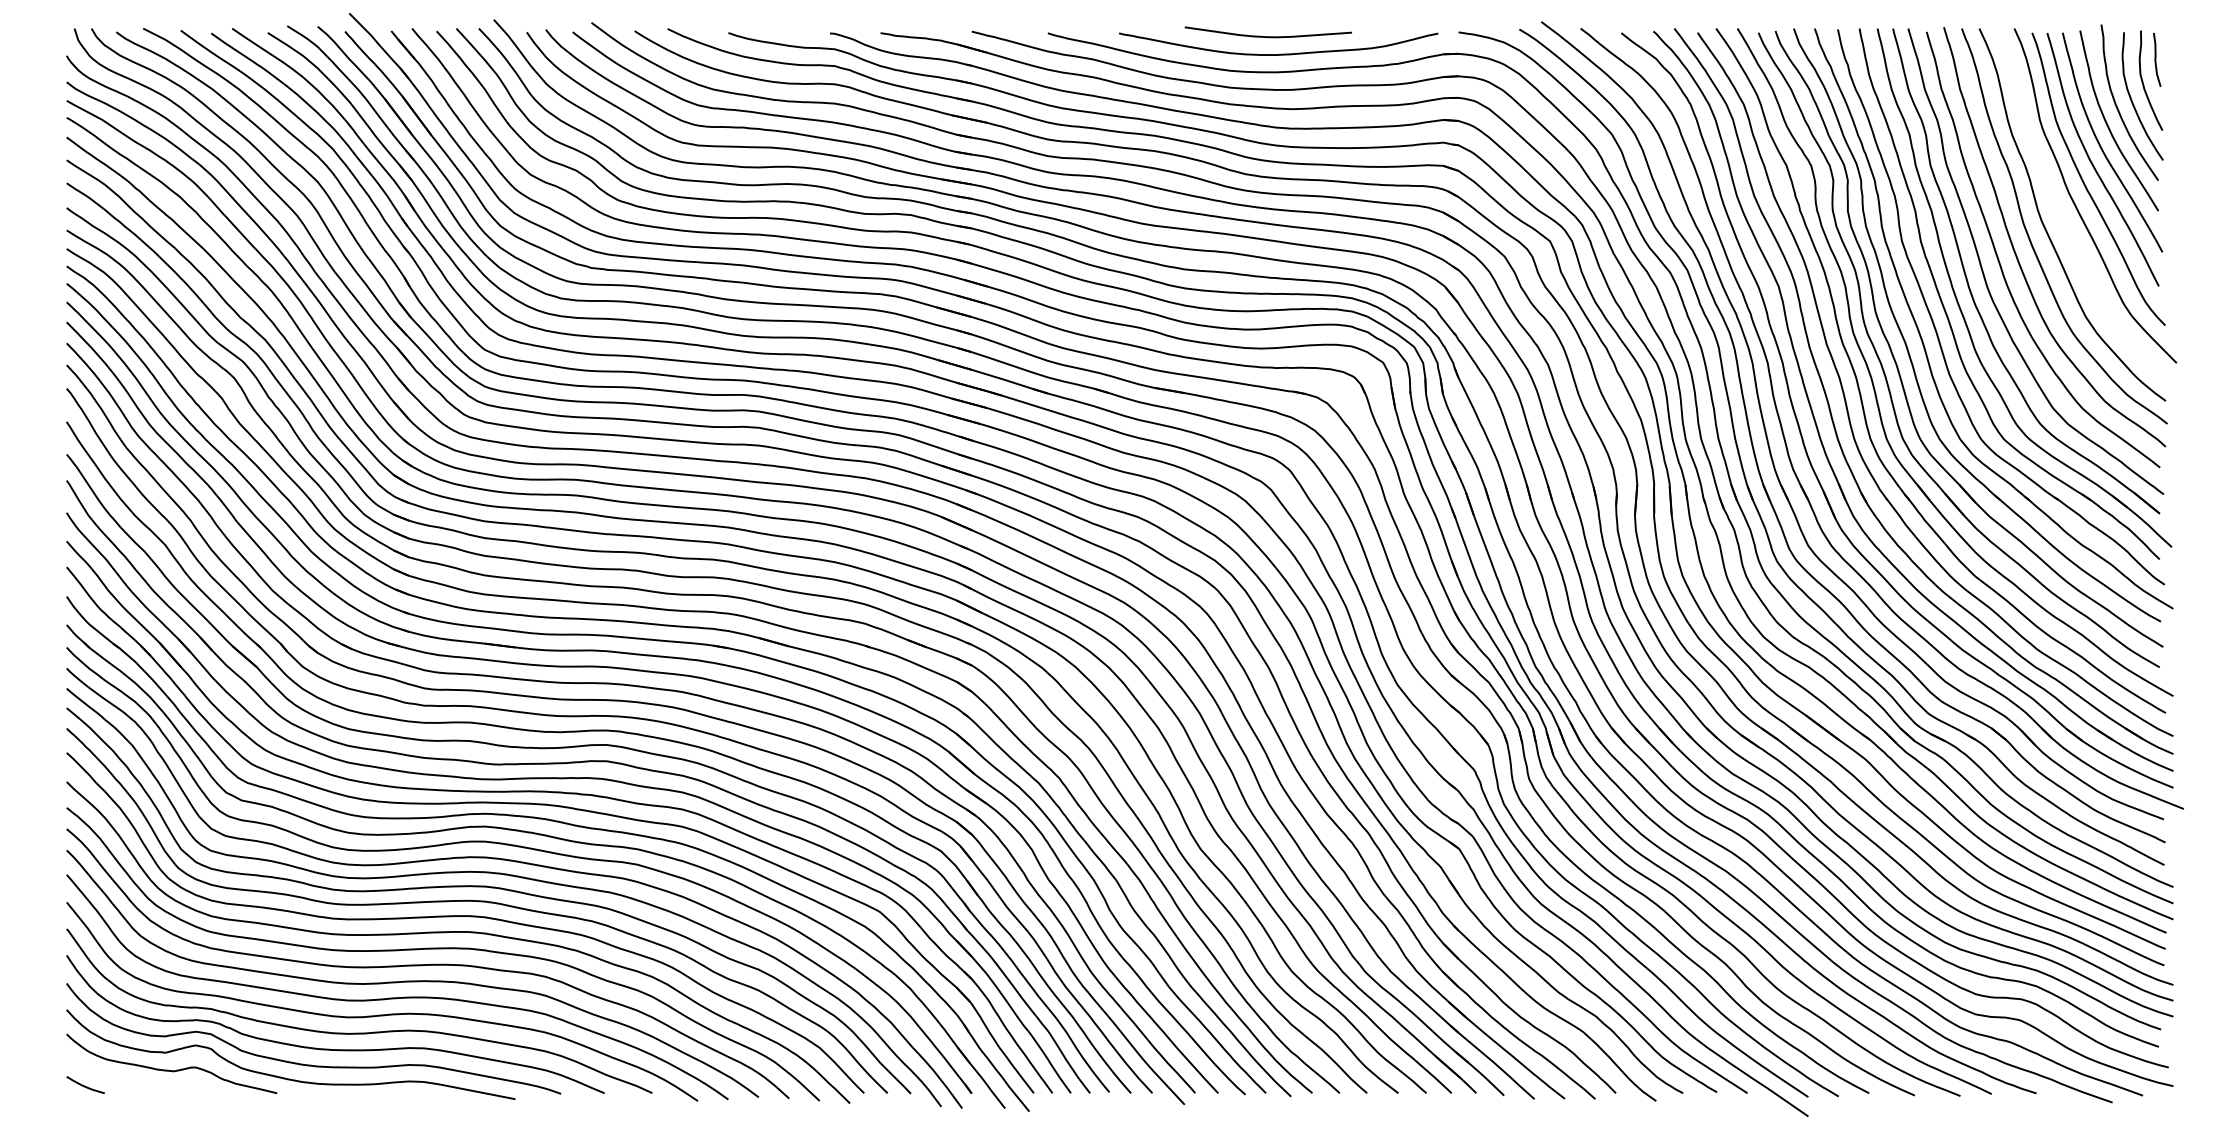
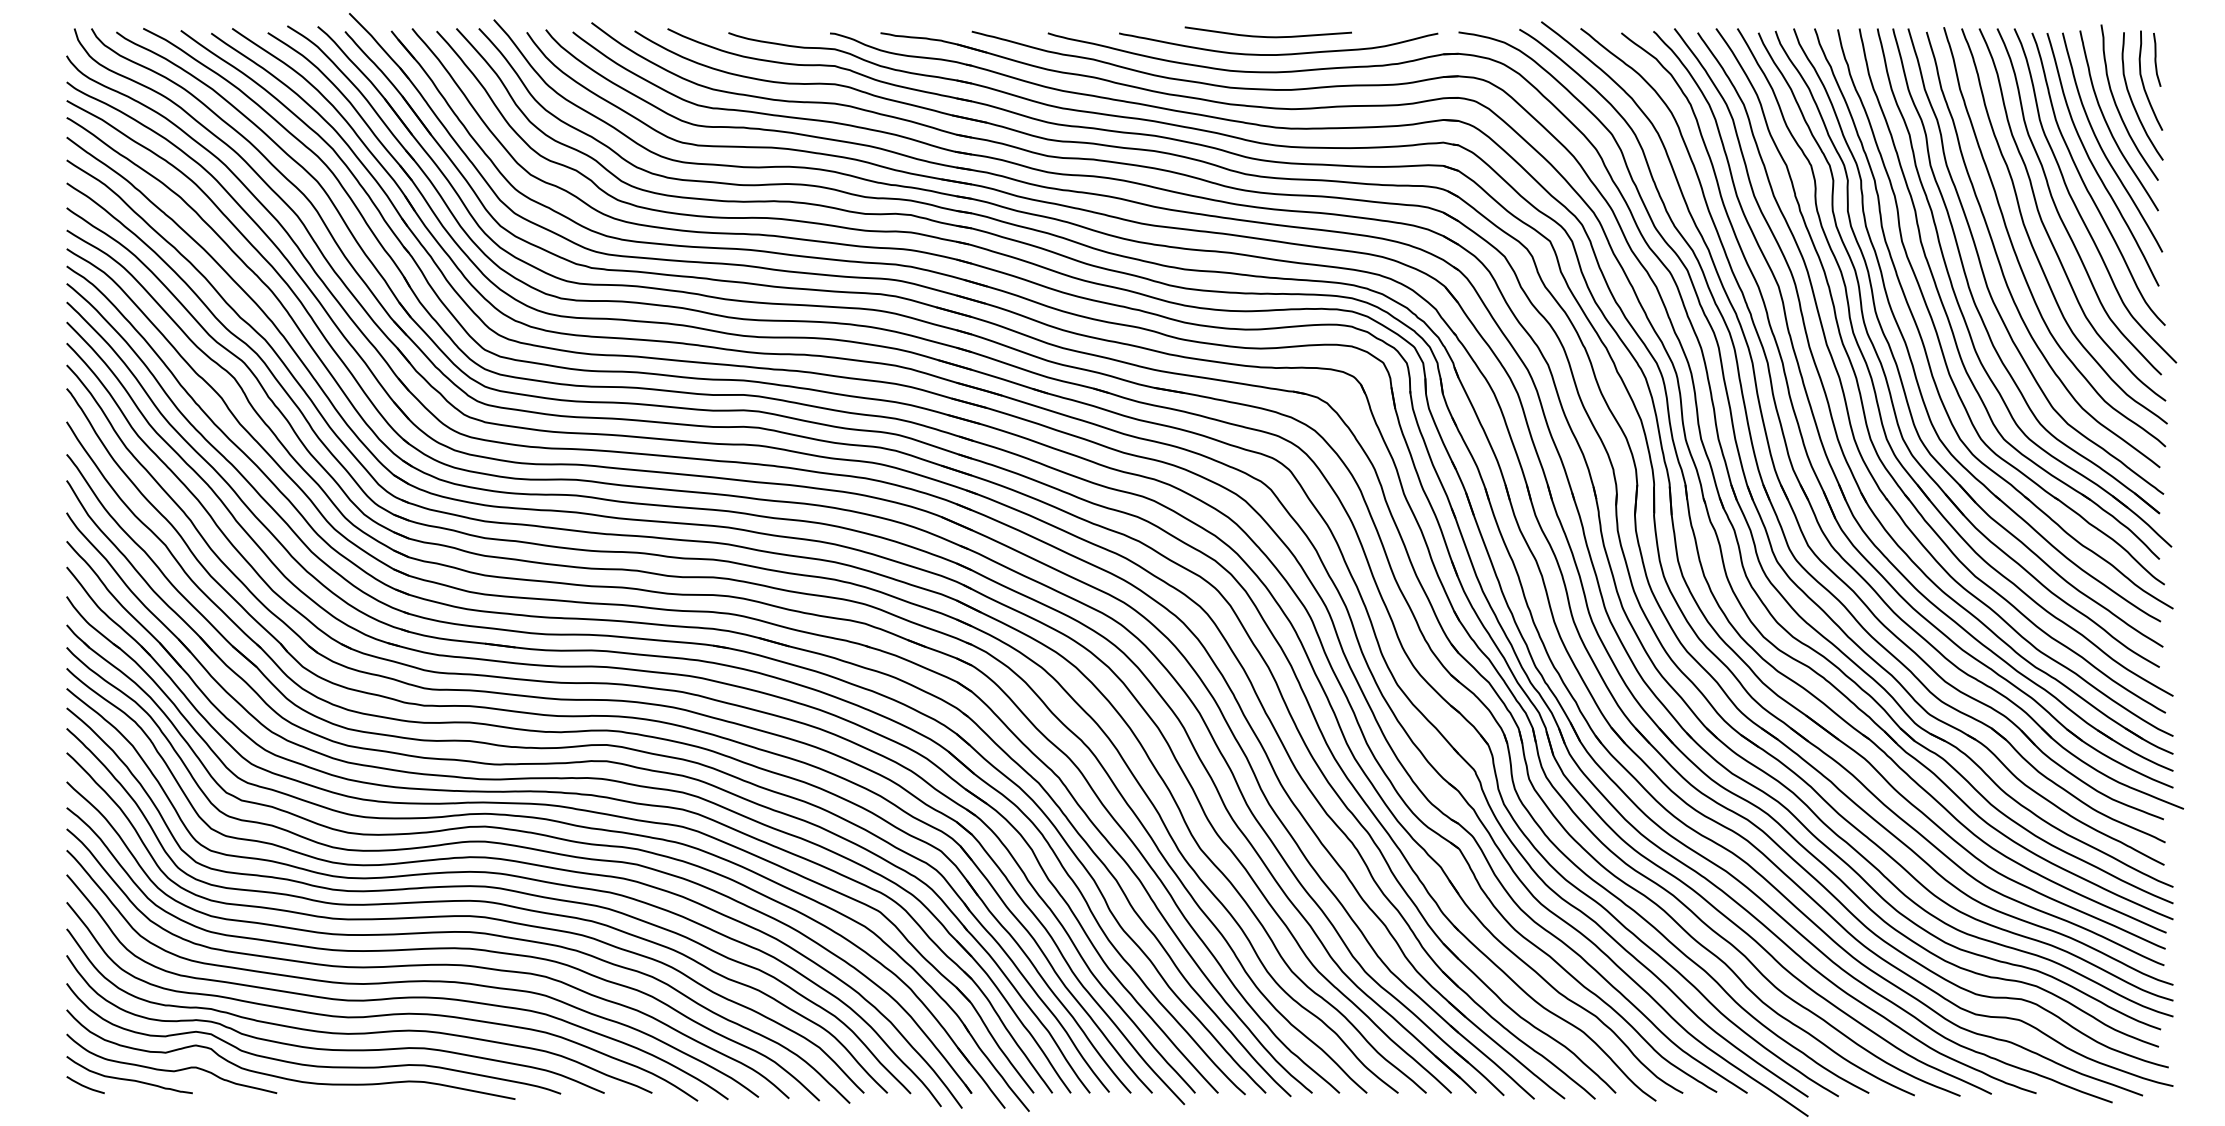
curve: none -> present (2058, 210)
curve: none -> present (127, 1078)
